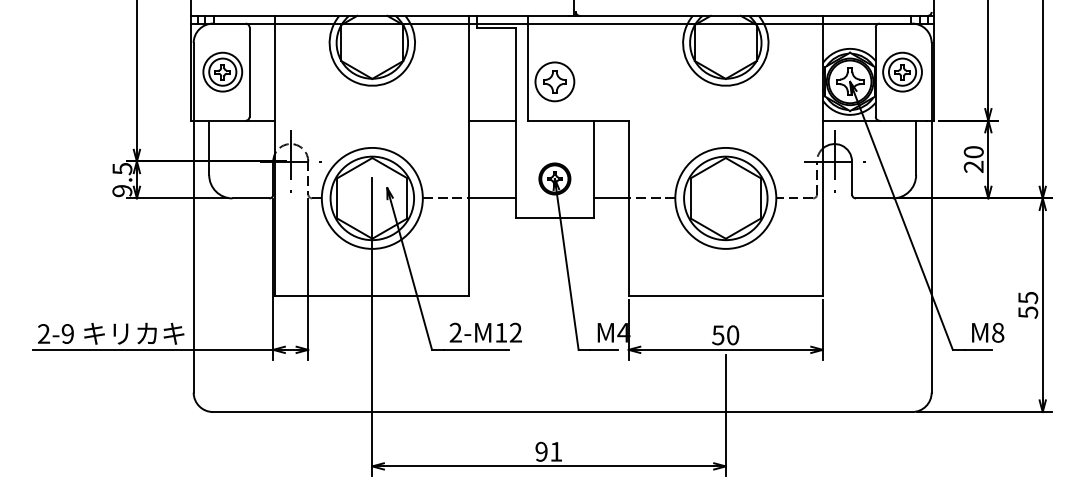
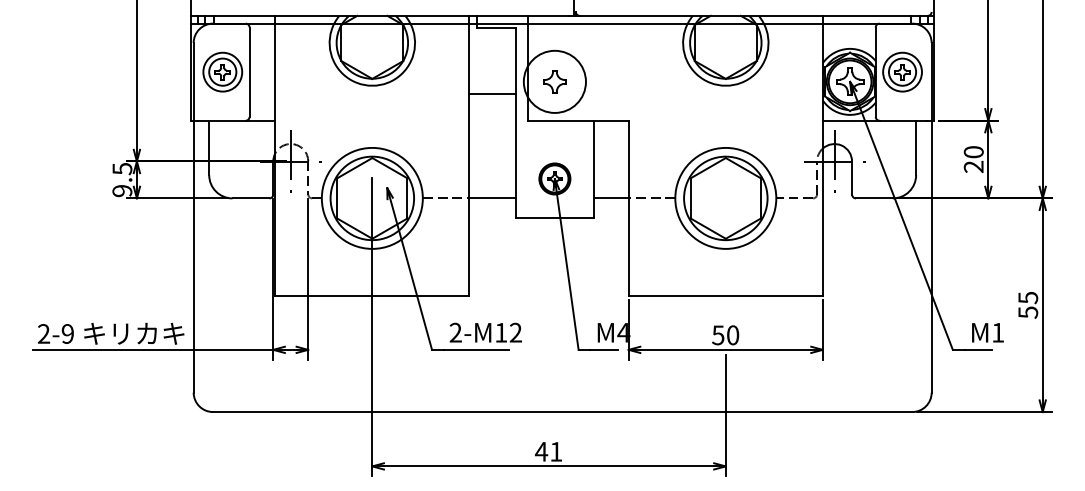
circle diameter: 39 px -> 62 px (554, 81)
line position: (492, 120) -> (492, 93) (492, 93)
text: M8 -> M1 (998, 332)
text: 91 -> 41 (541, 451)
